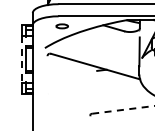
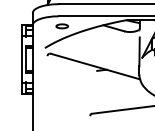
line: dashed -> solid (21, 59)
line: dashed -> solid (123, 109)
